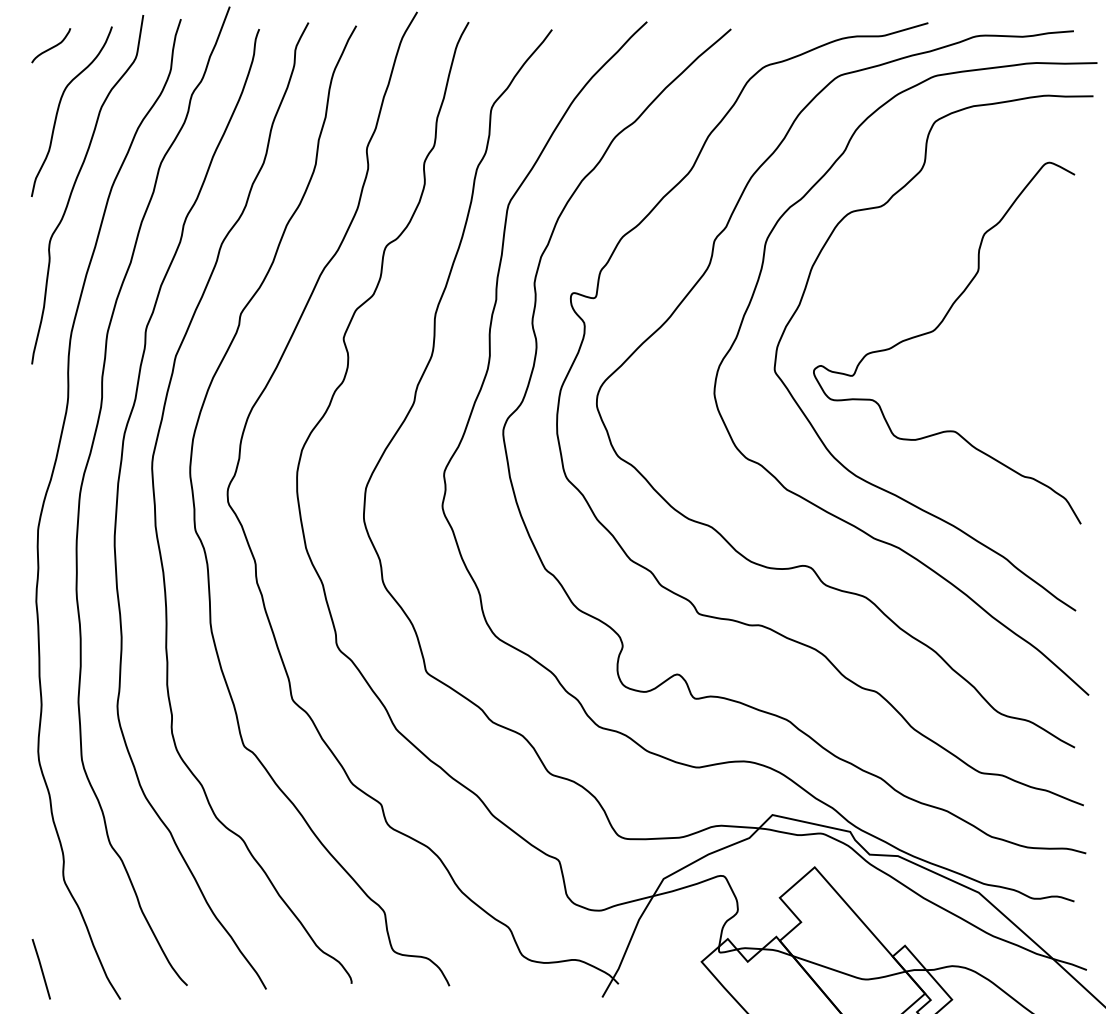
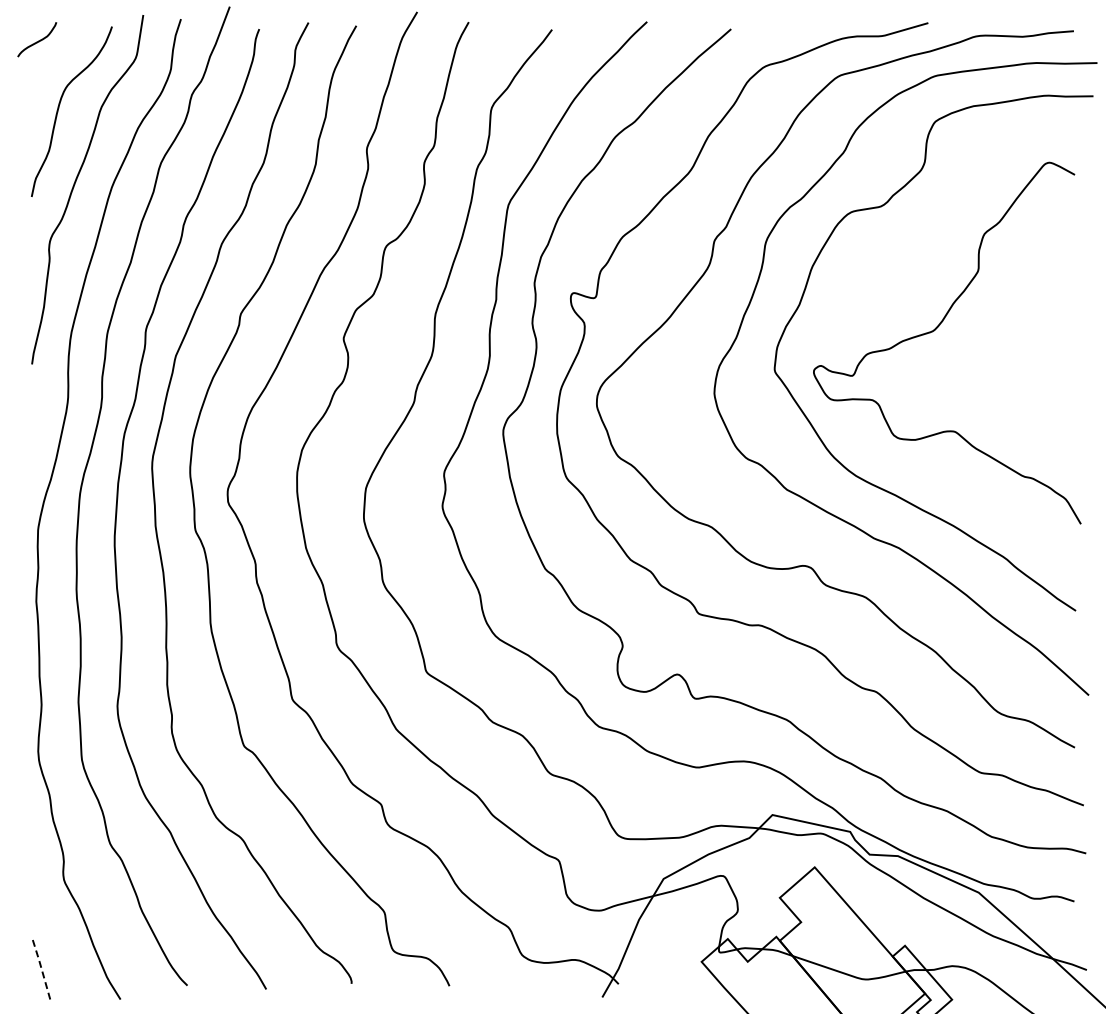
curve position: (52, 46) -> (38, 40) (38, 40)
line: solid -> dashed (41, 968)
